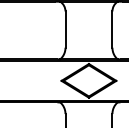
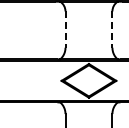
line: solid -> dashed (65, 30)
line: solid -> dashed (112, 30)
